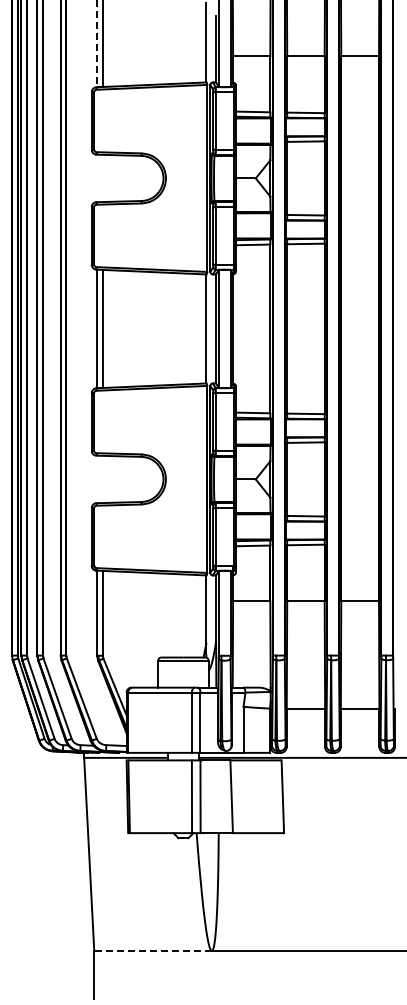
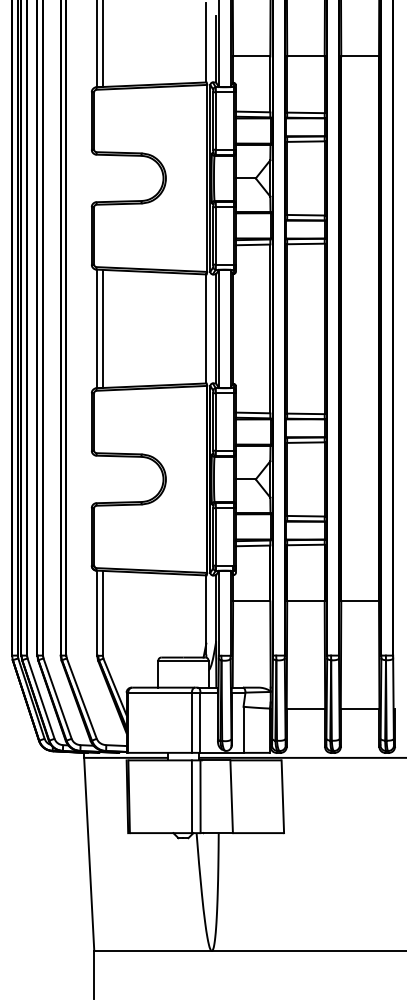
line: dashed -> solid (97, 44)
line: dashed -> solid (153, 951)
